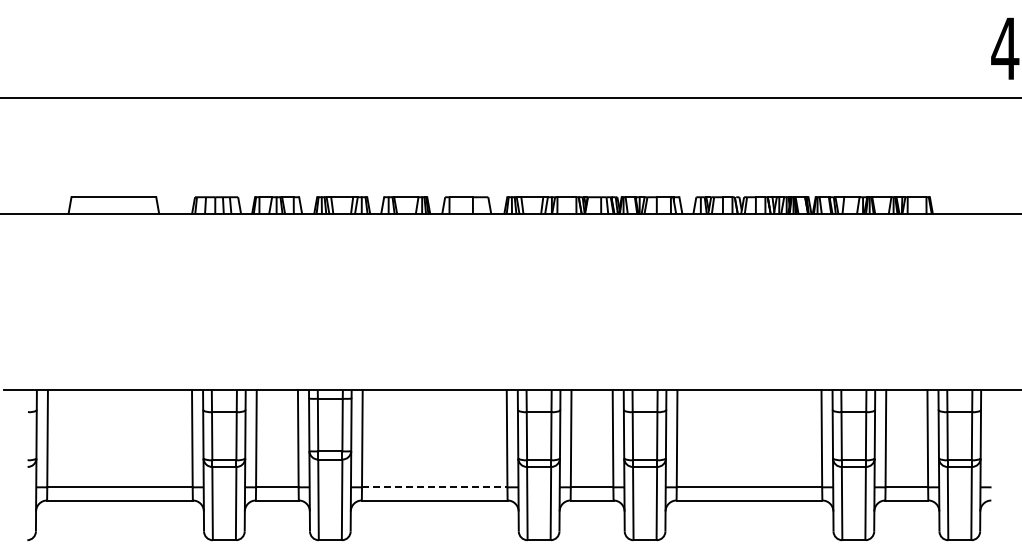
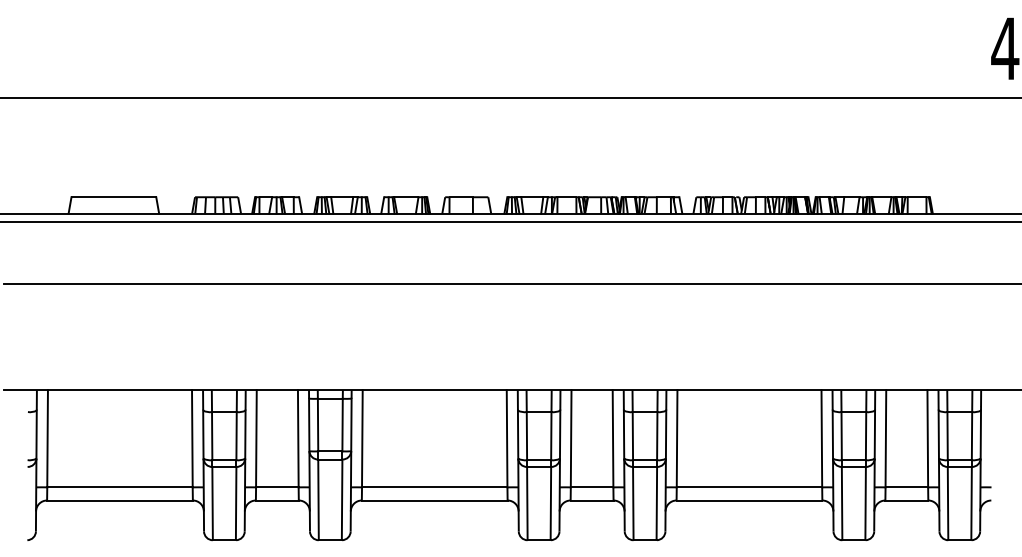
line: none -> present (510, 222)
line: none -> present (510, 284)
line: dashed -> solid (434, 487)
